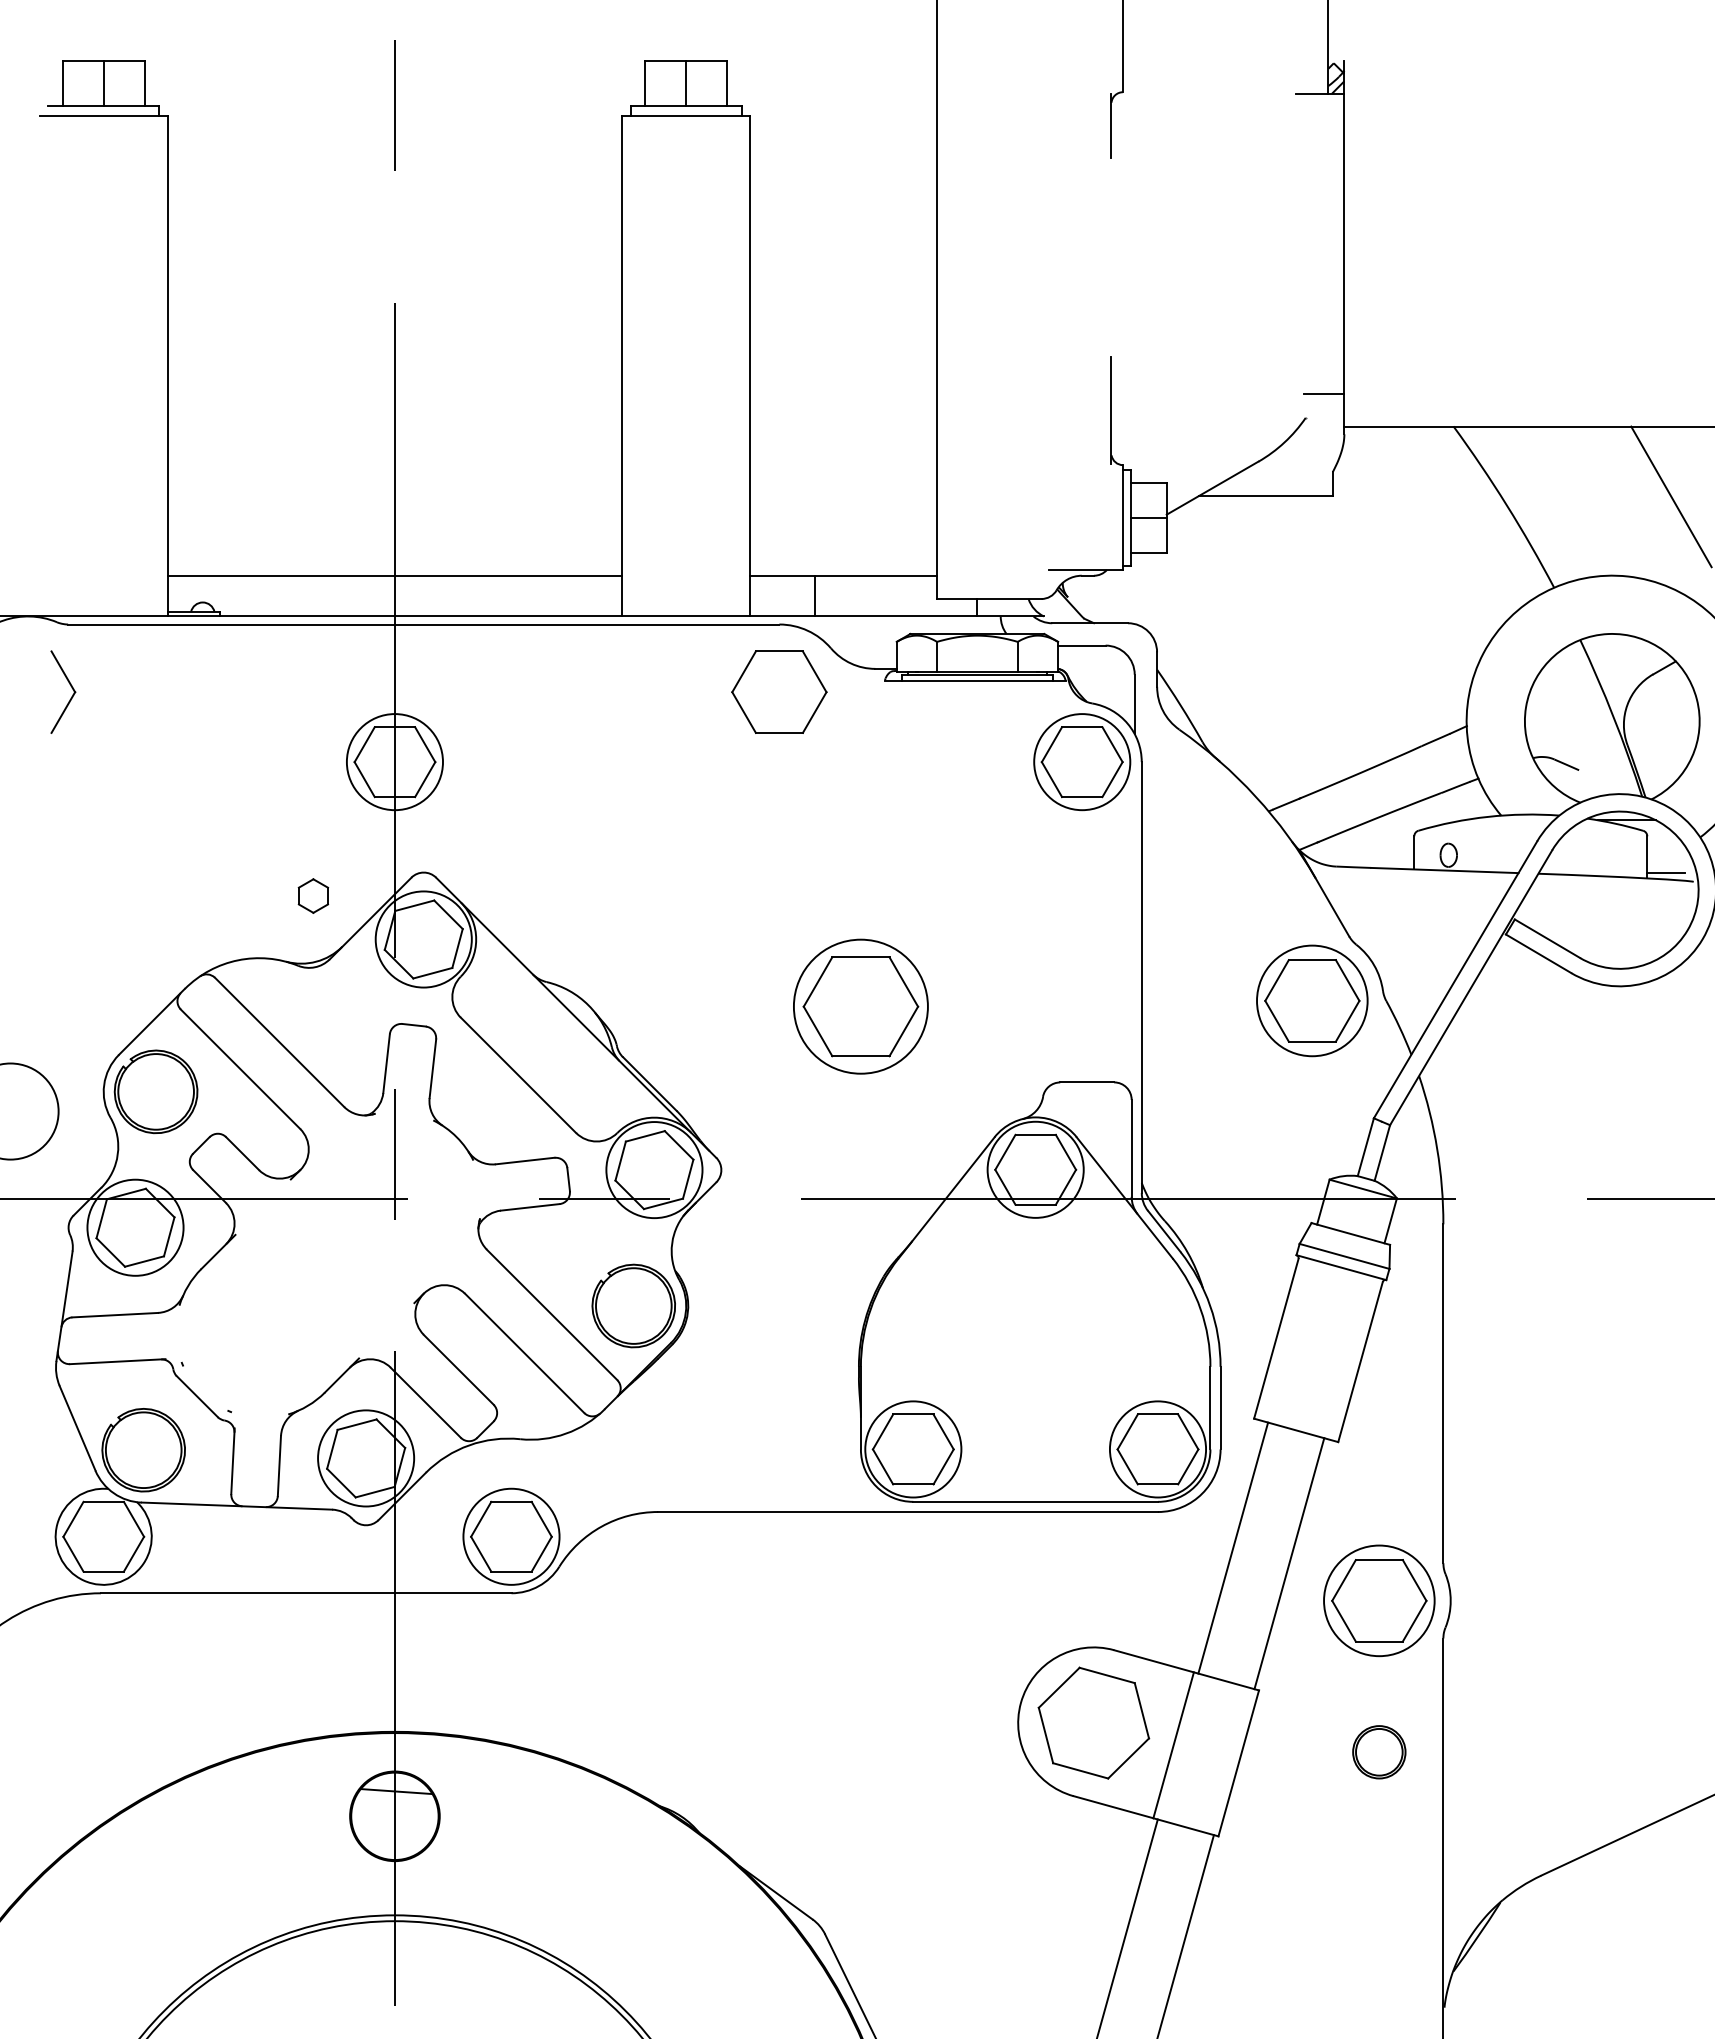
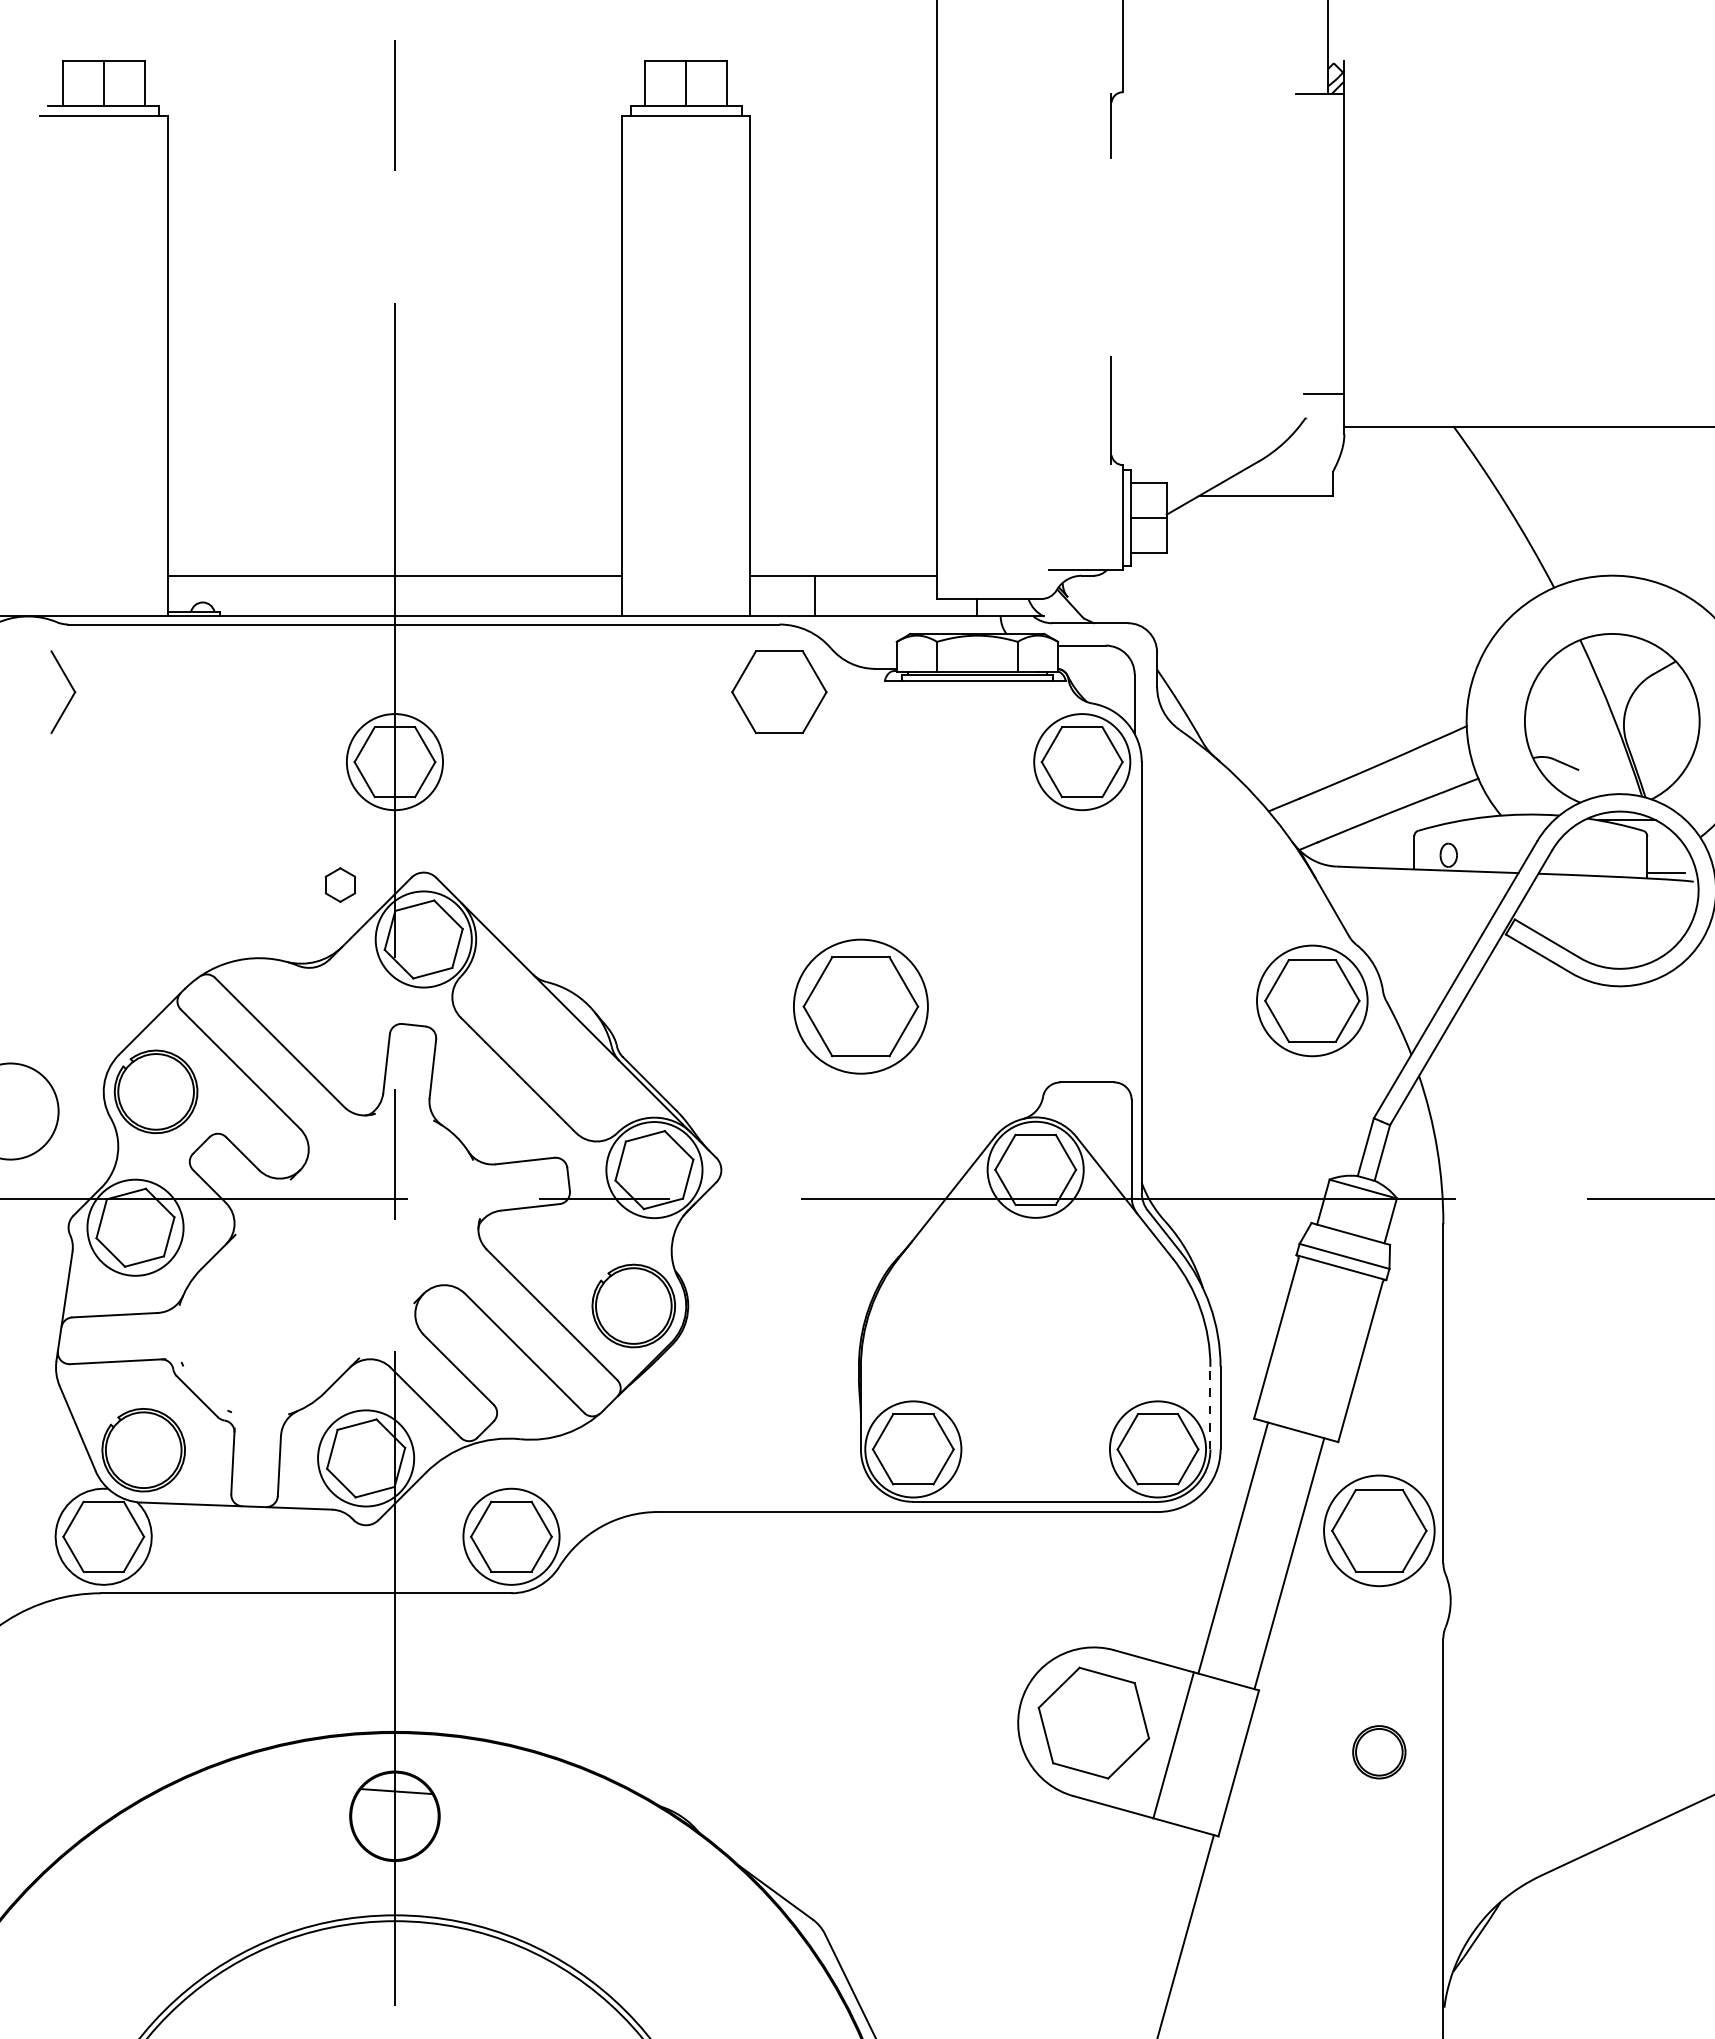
line: present -> none (1671, 496)
part position: (313, 895) -> (340, 884) (340, 884)
line: solid -> dashed (1210, 1407)
part position: (1379, 1600) -> (1379, 1530) (1379, 1530)
line: present -> none (1127, 1927)
